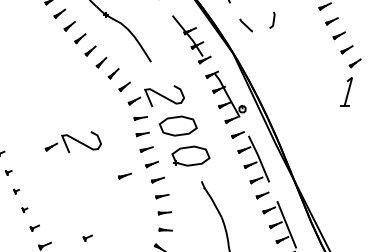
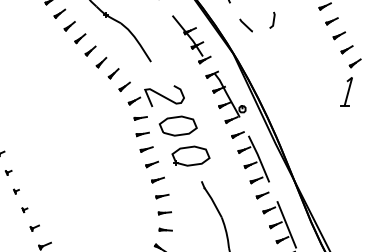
part: present -> none (72, 142)
part: present -> none (124, 175)
part: present -> none (87, 237)
